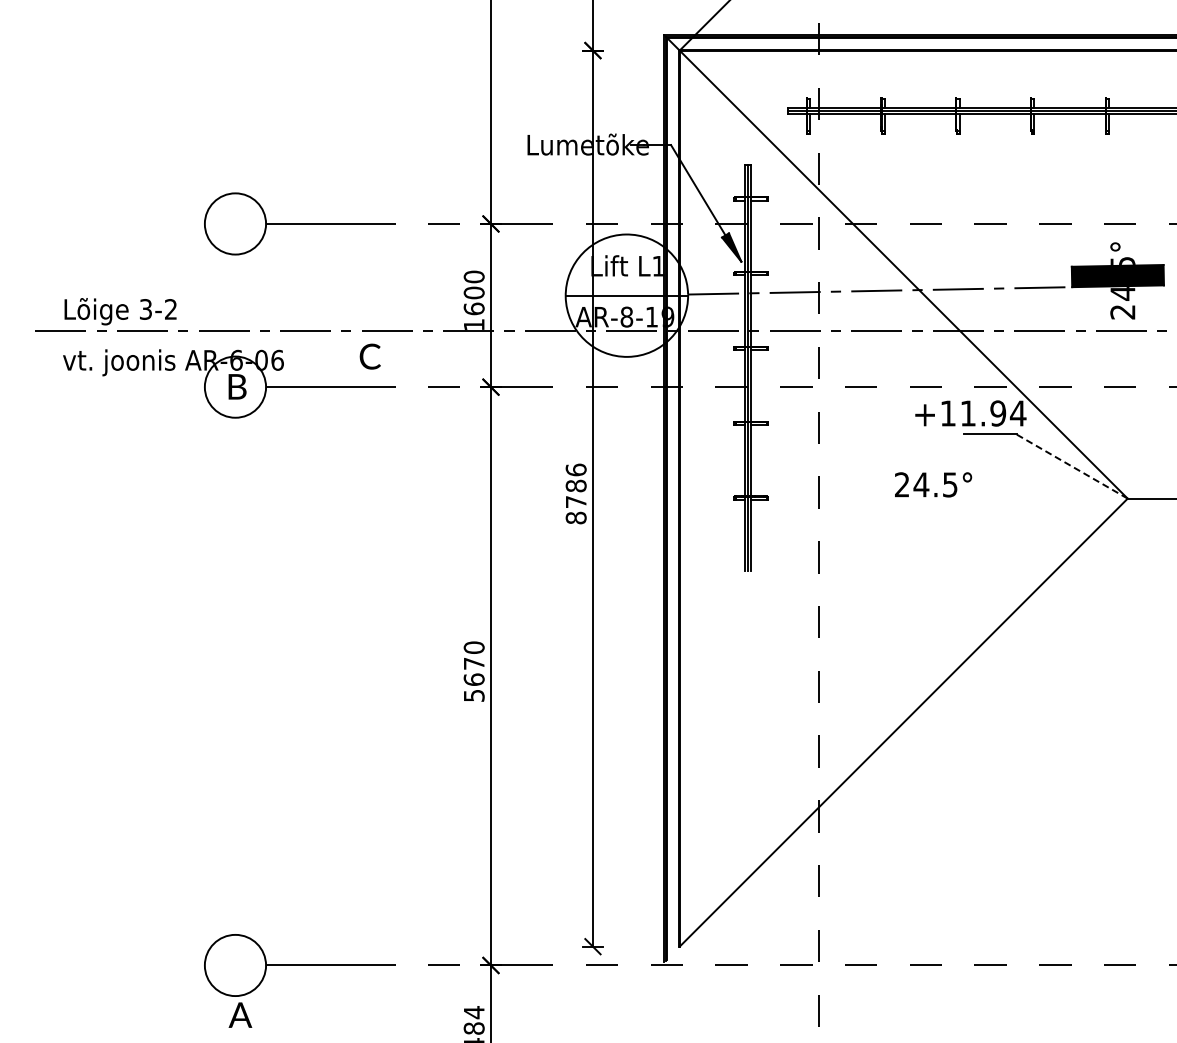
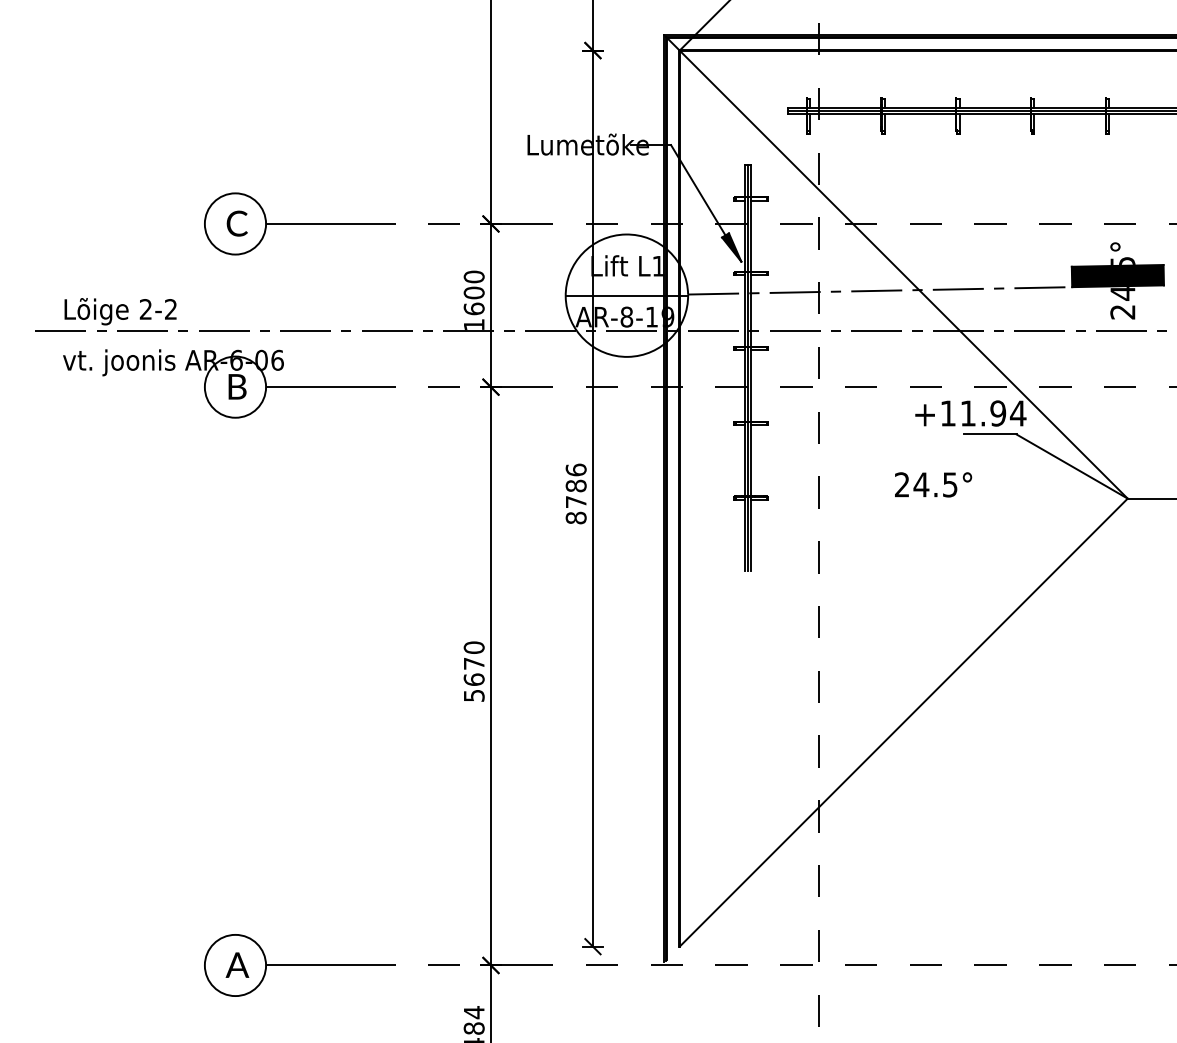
text: 3-2 -> 2-2 (145, 309)
text position: (369, 356) -> (236, 223) (236, 223)
line: dashed -> solid (1071, 466)
text position: (240, 1014) -> (237, 964) (237, 964)
